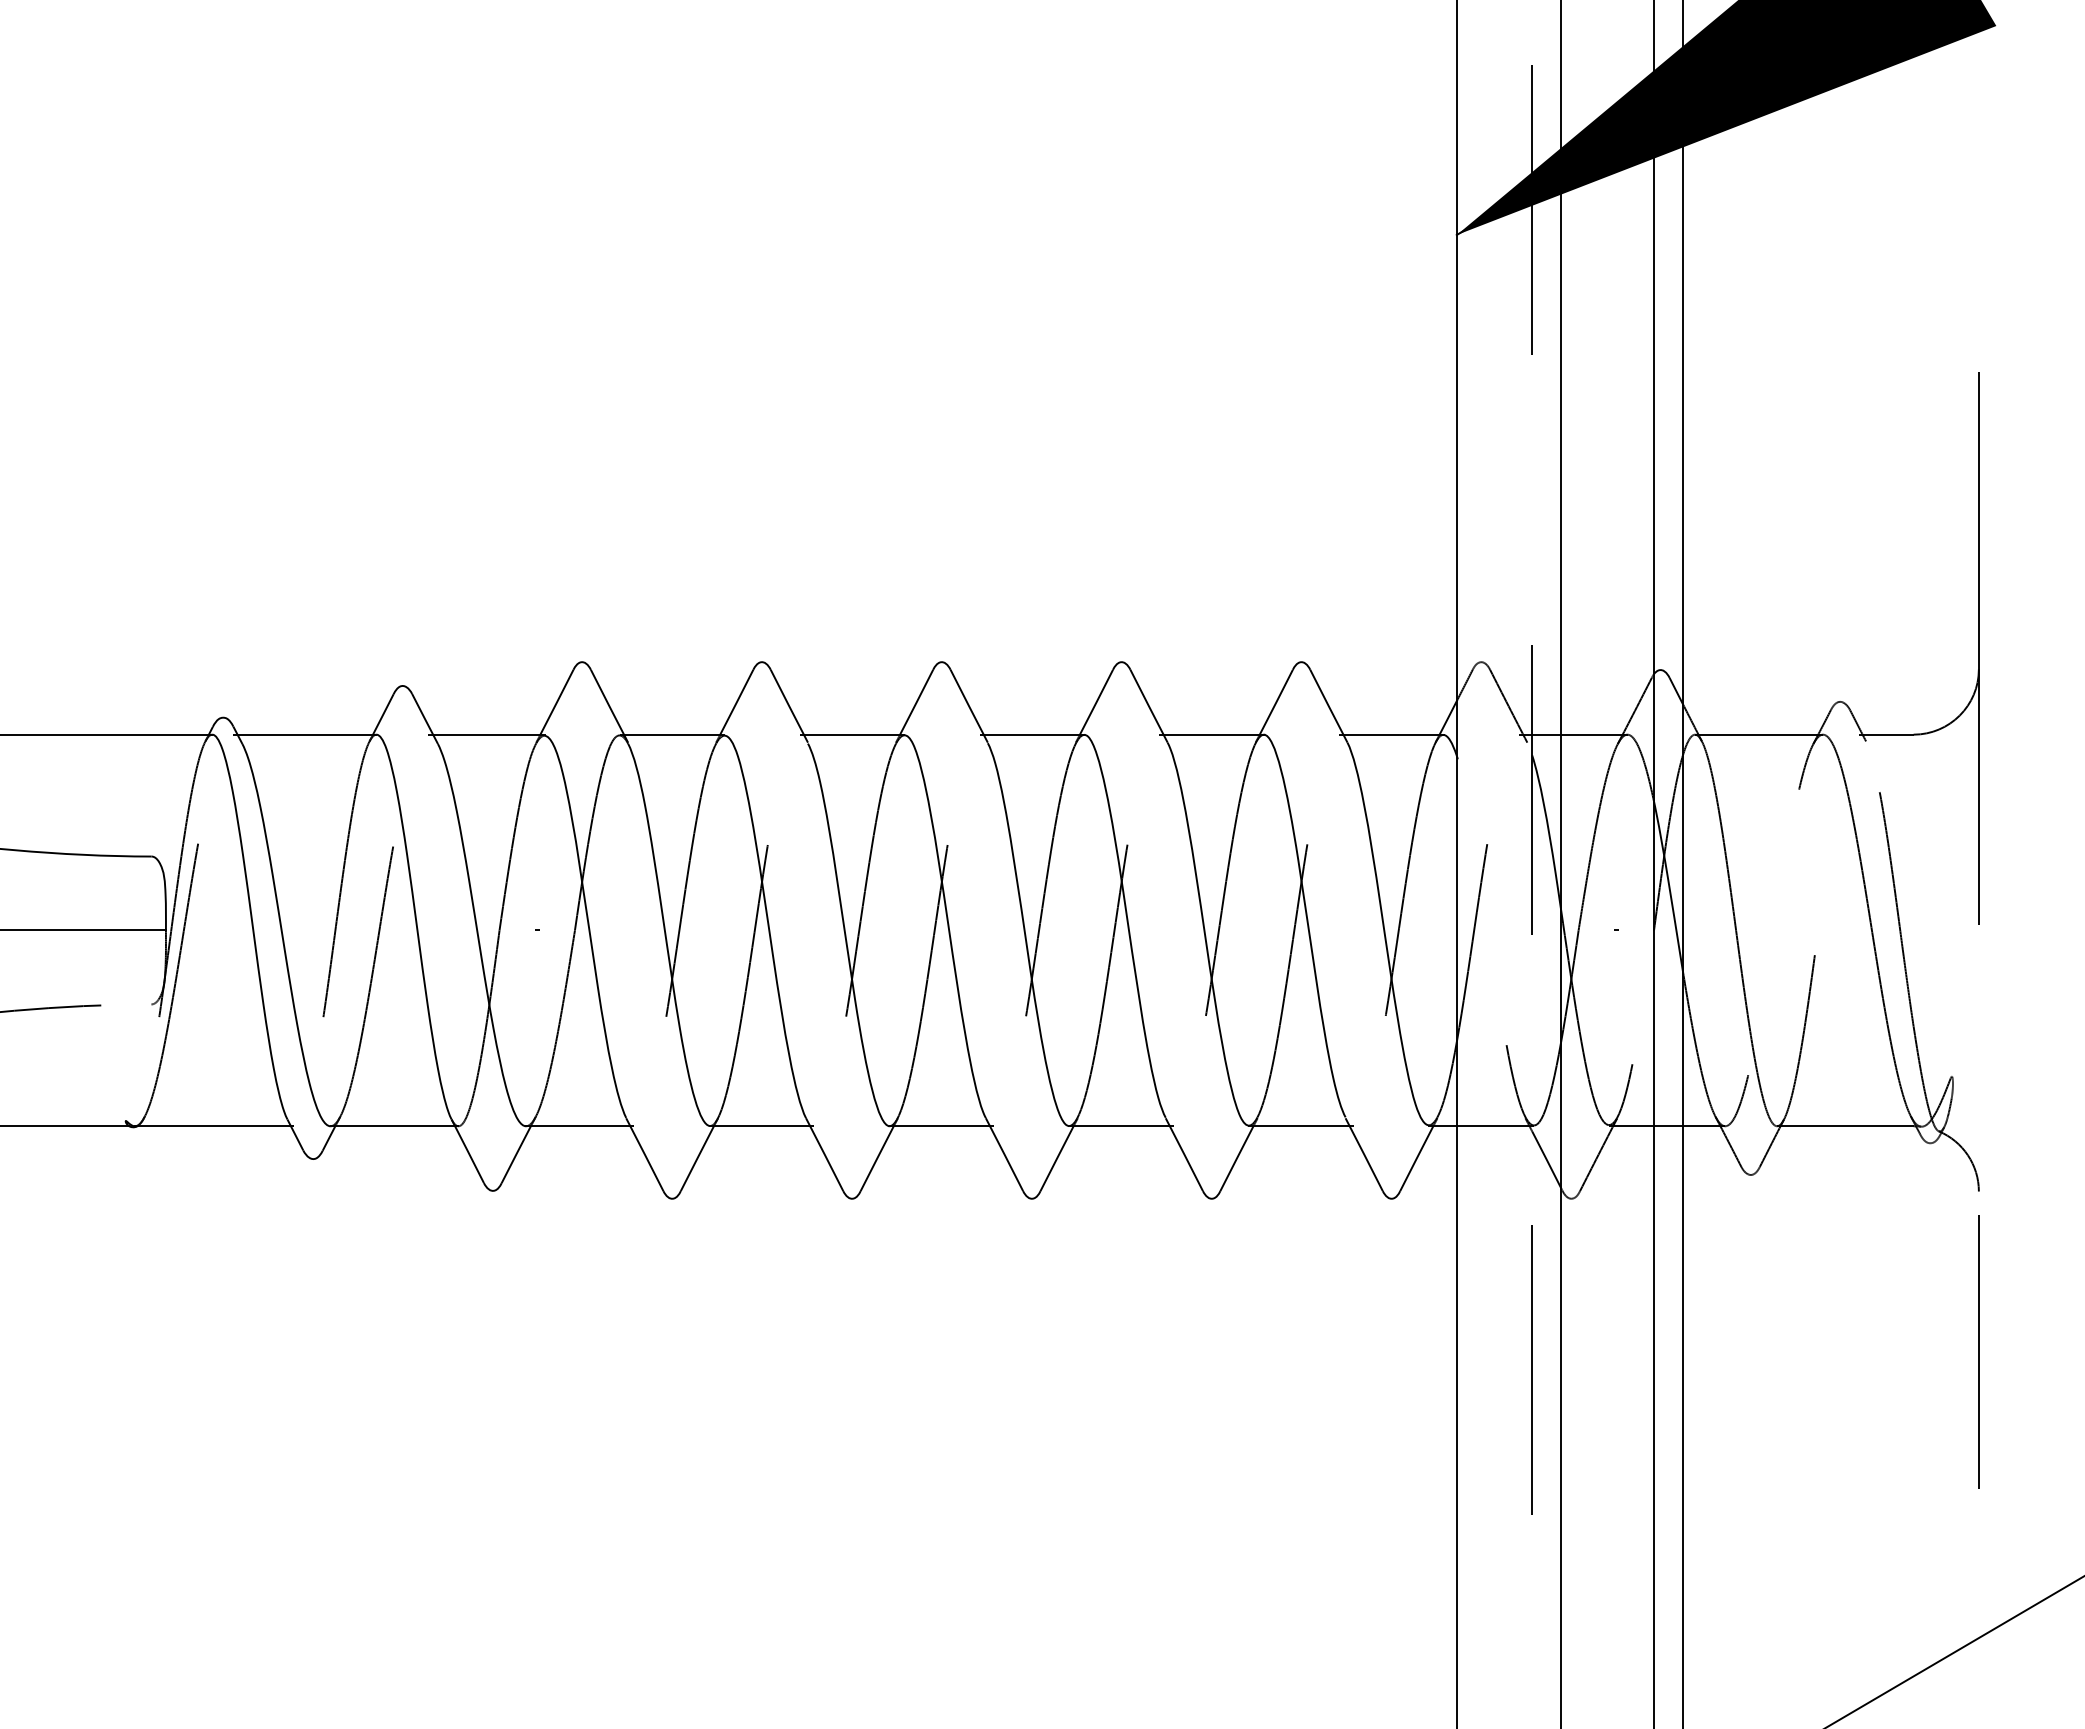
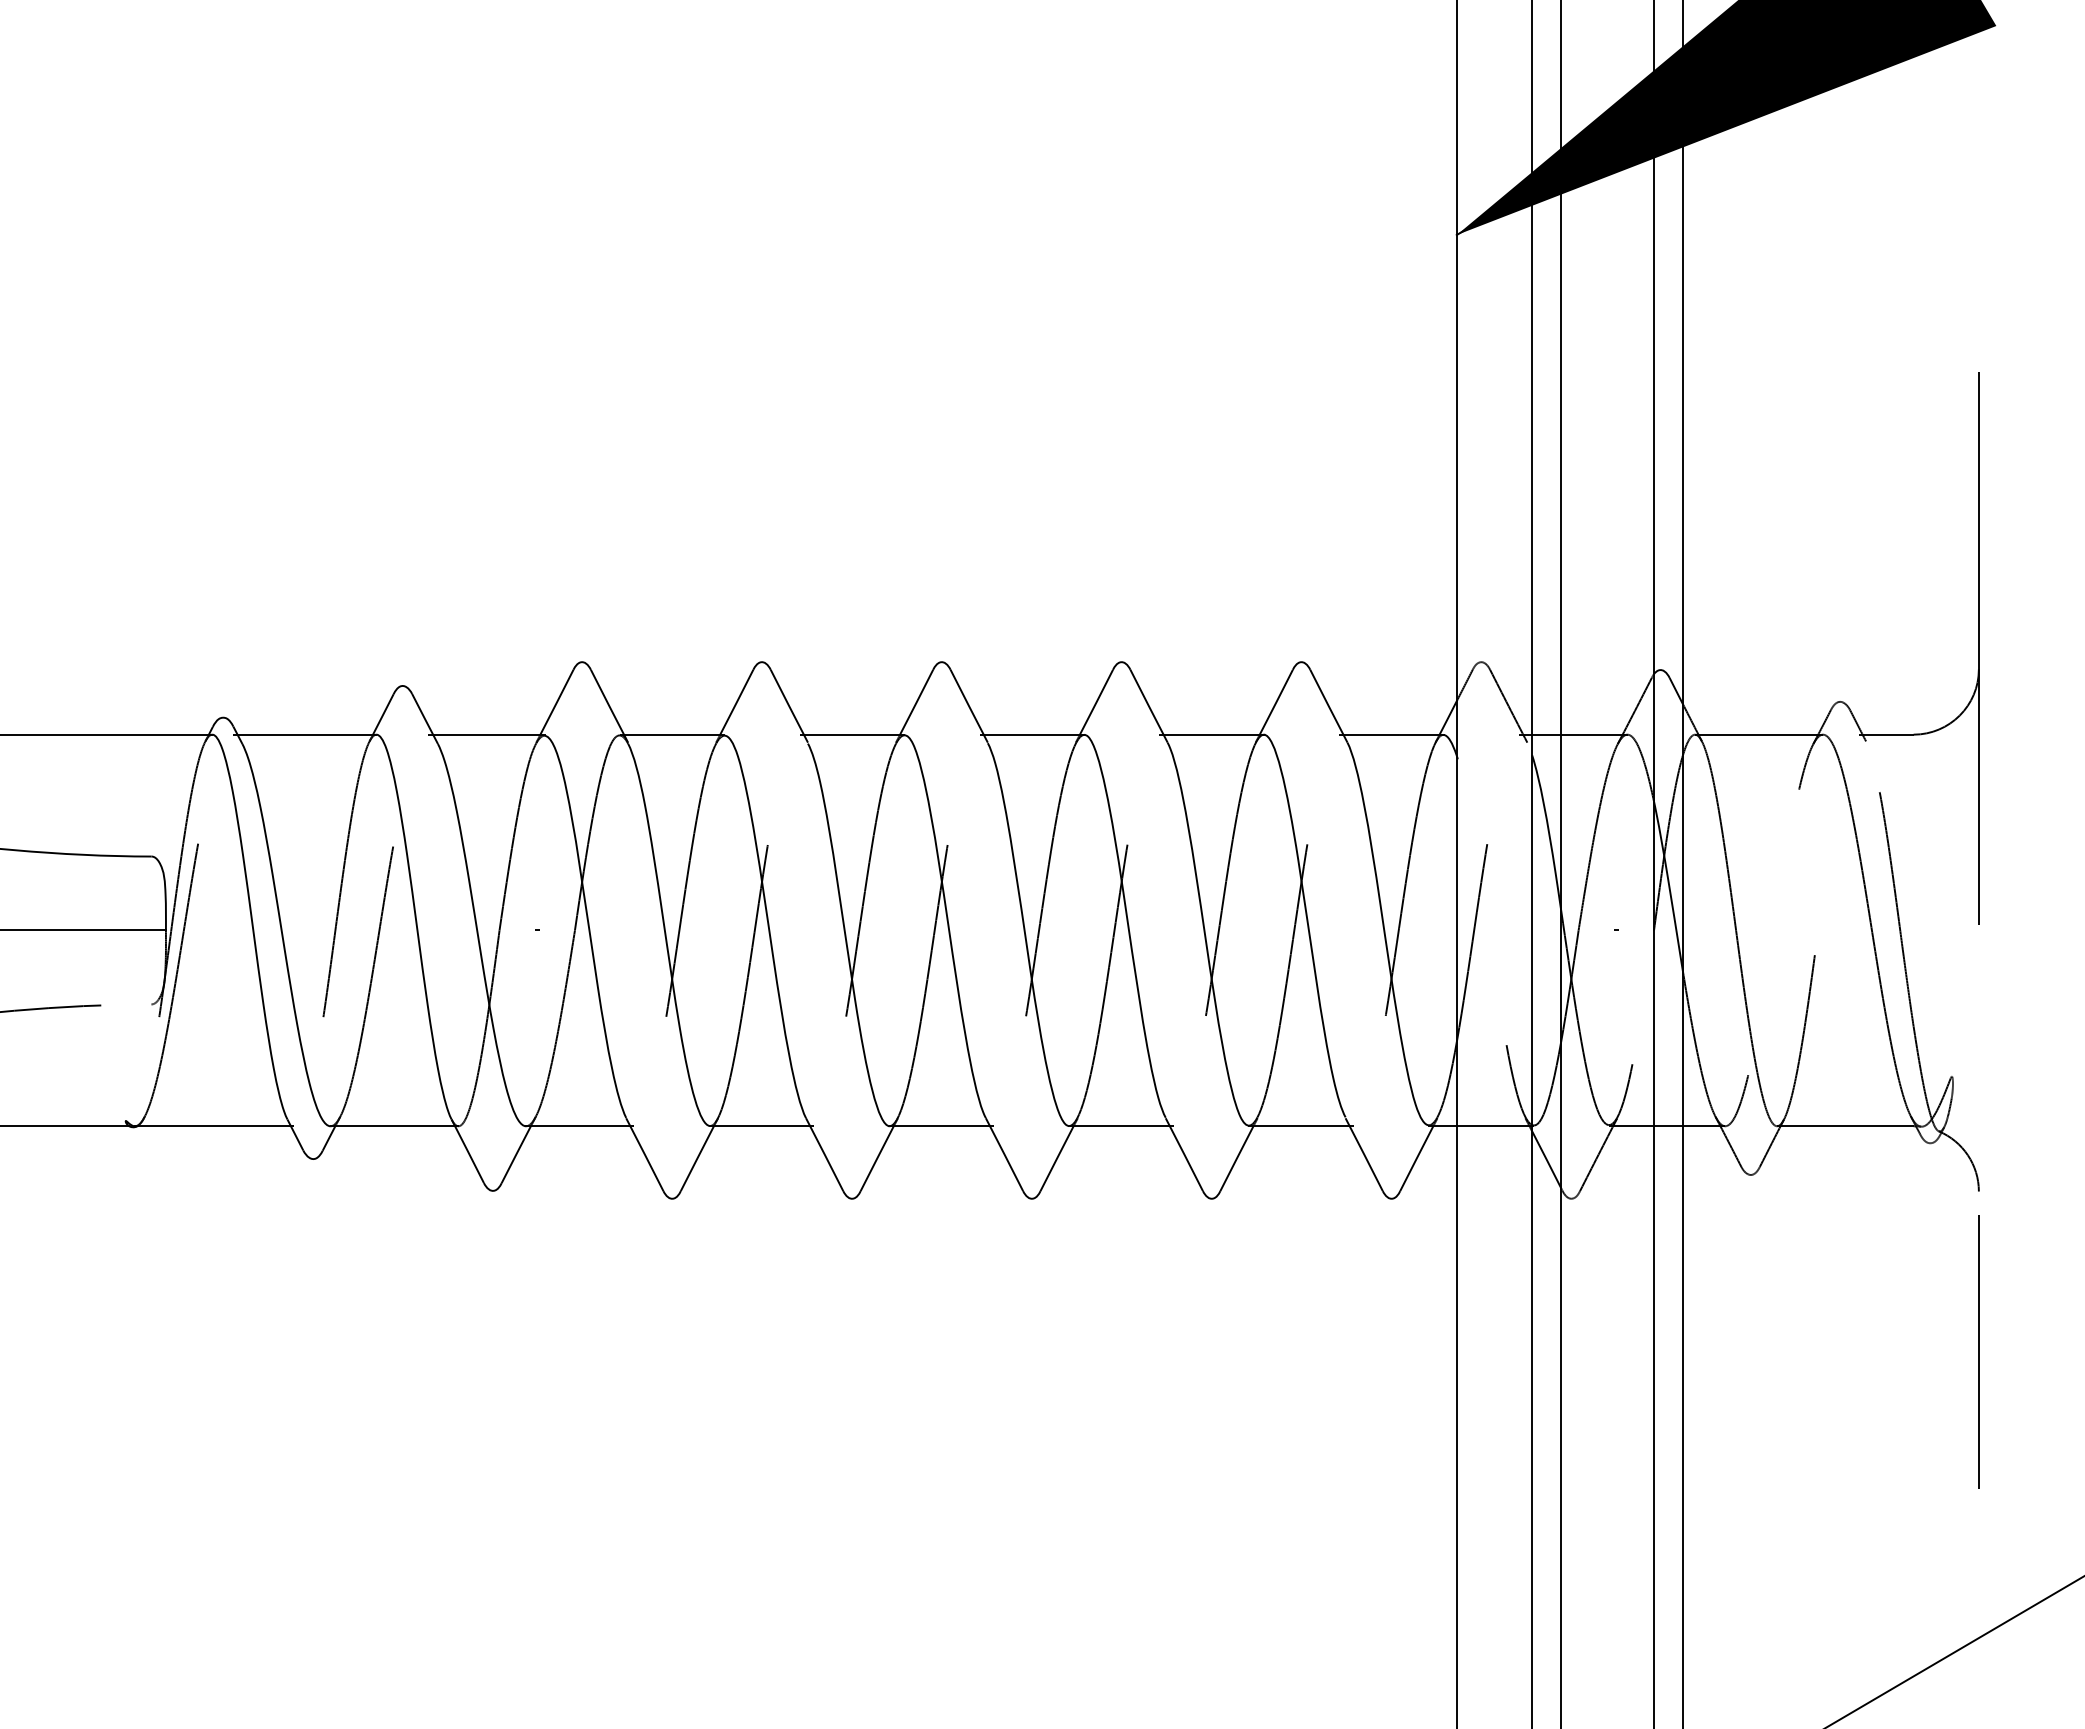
line: dashed -> solid (1532, 864)
